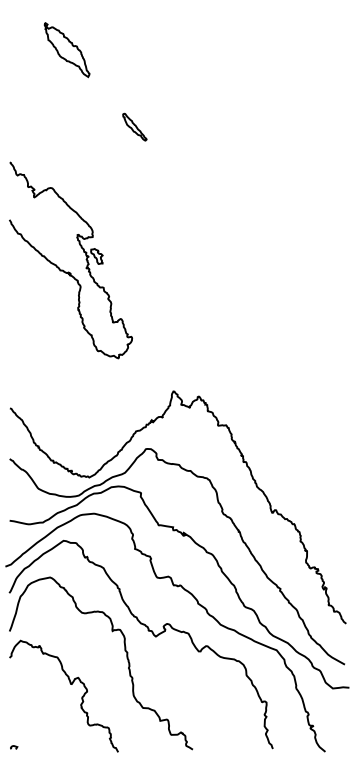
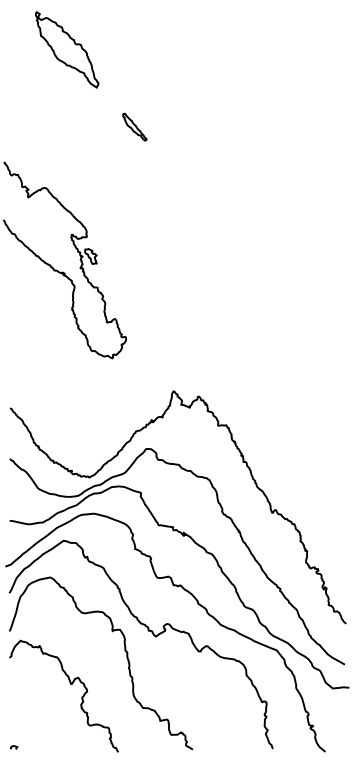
part size: 48x57 px -> 65x78 px (67, 49)
part position: (68, 271) -> (62, 271) (62, 271)
